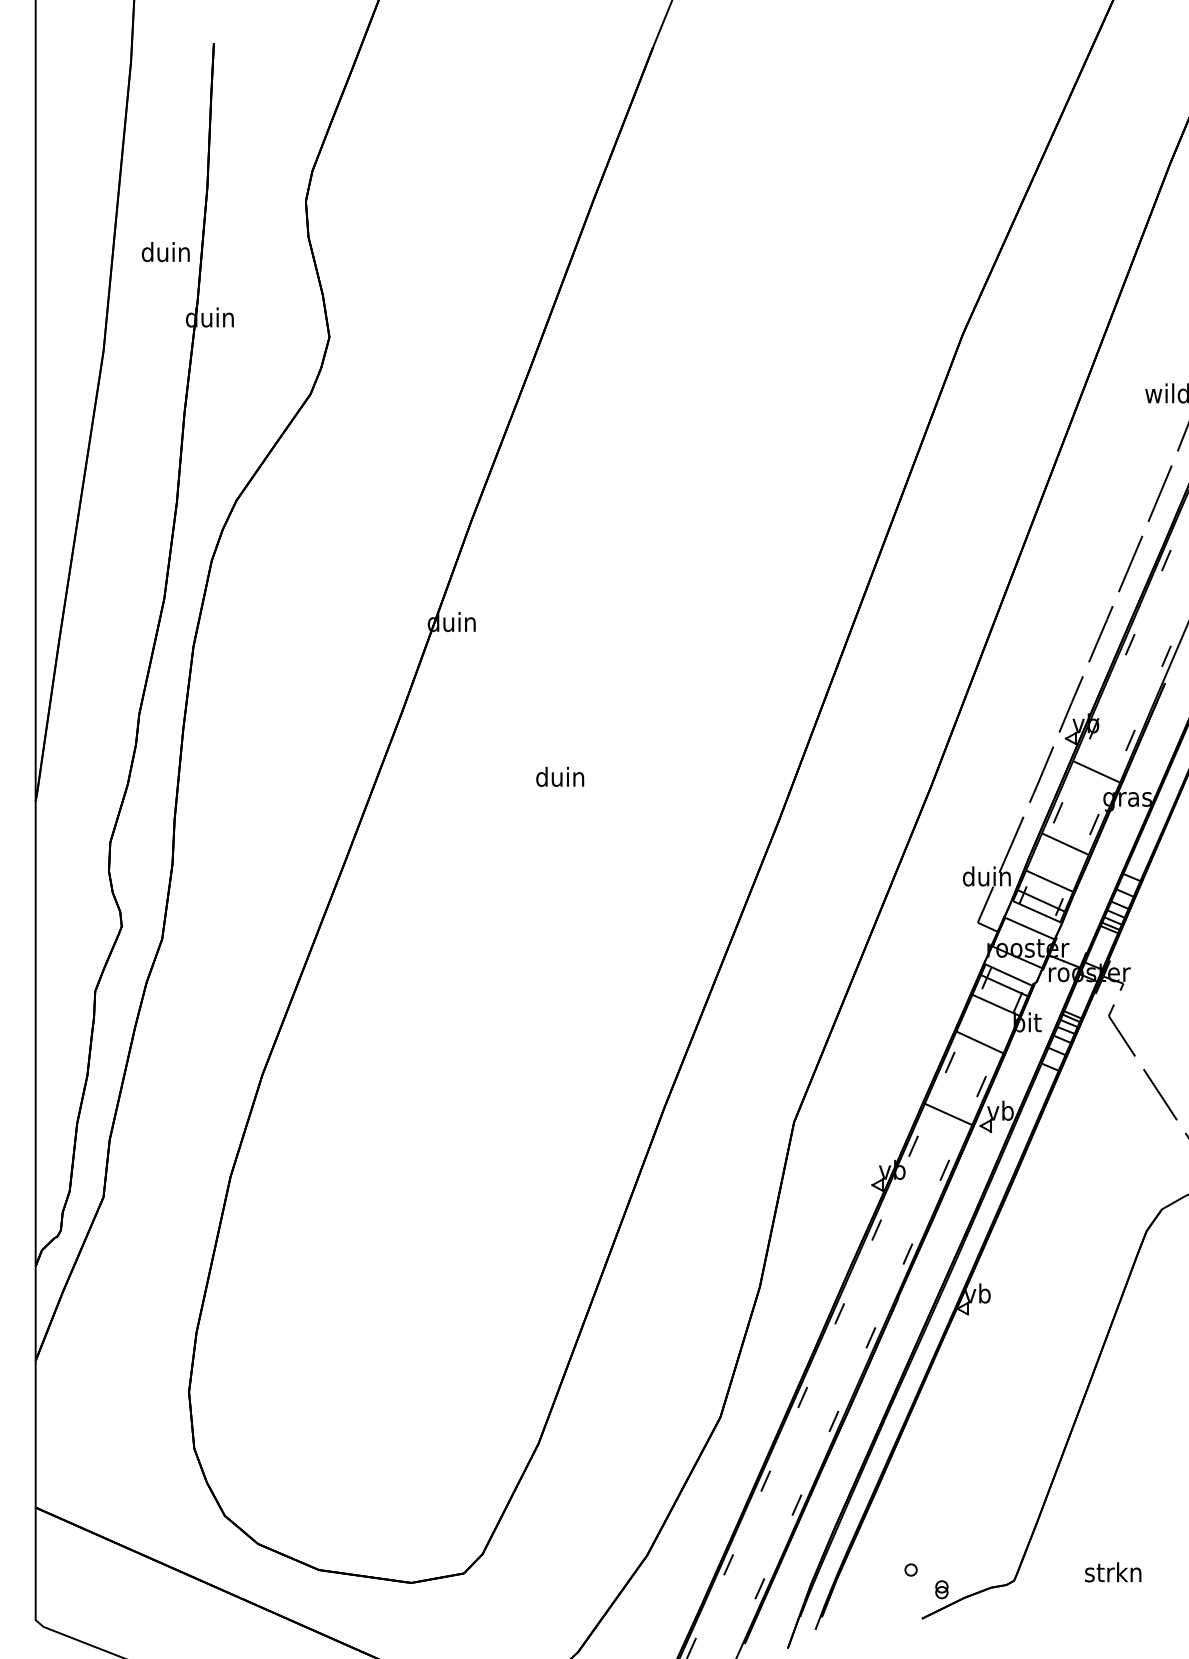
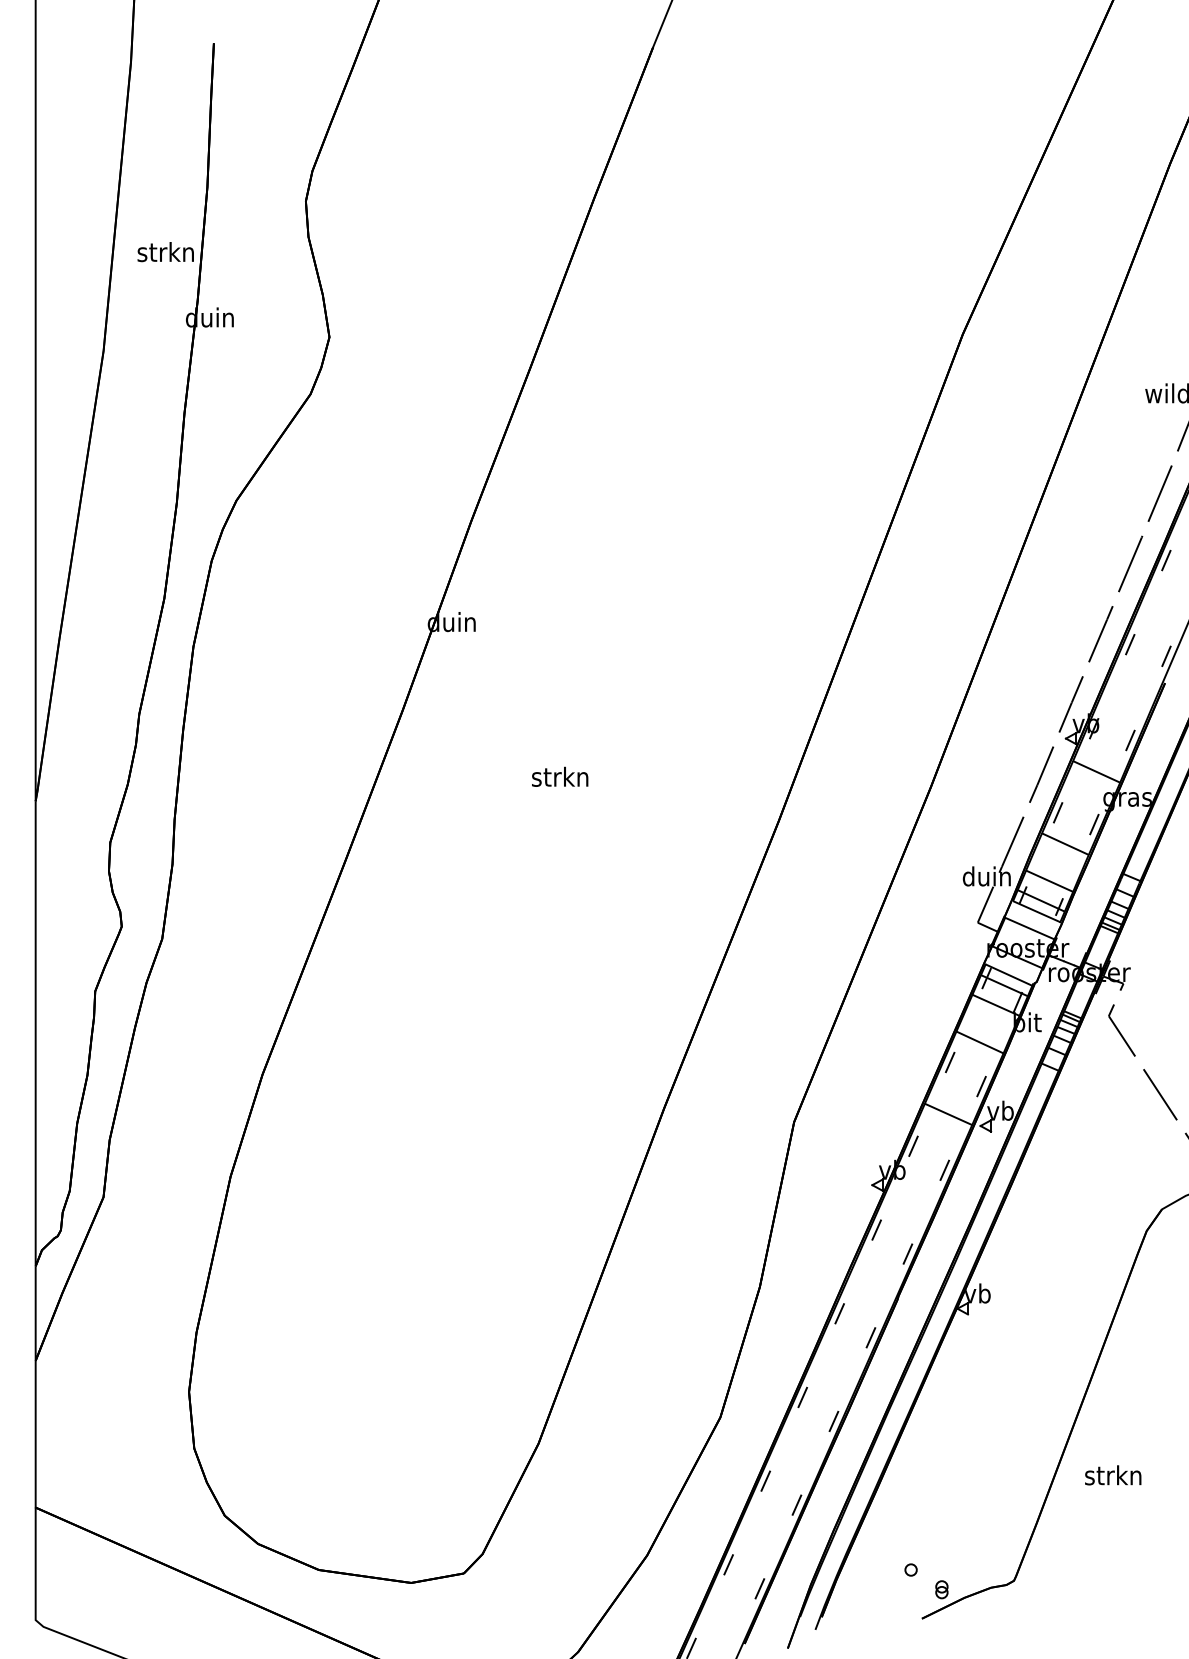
text: duin -> strkn (165, 252)
text: duin -> strkn (560, 776)
text position: (1113, 1572) -> (1113, 1475) (1113, 1475)
